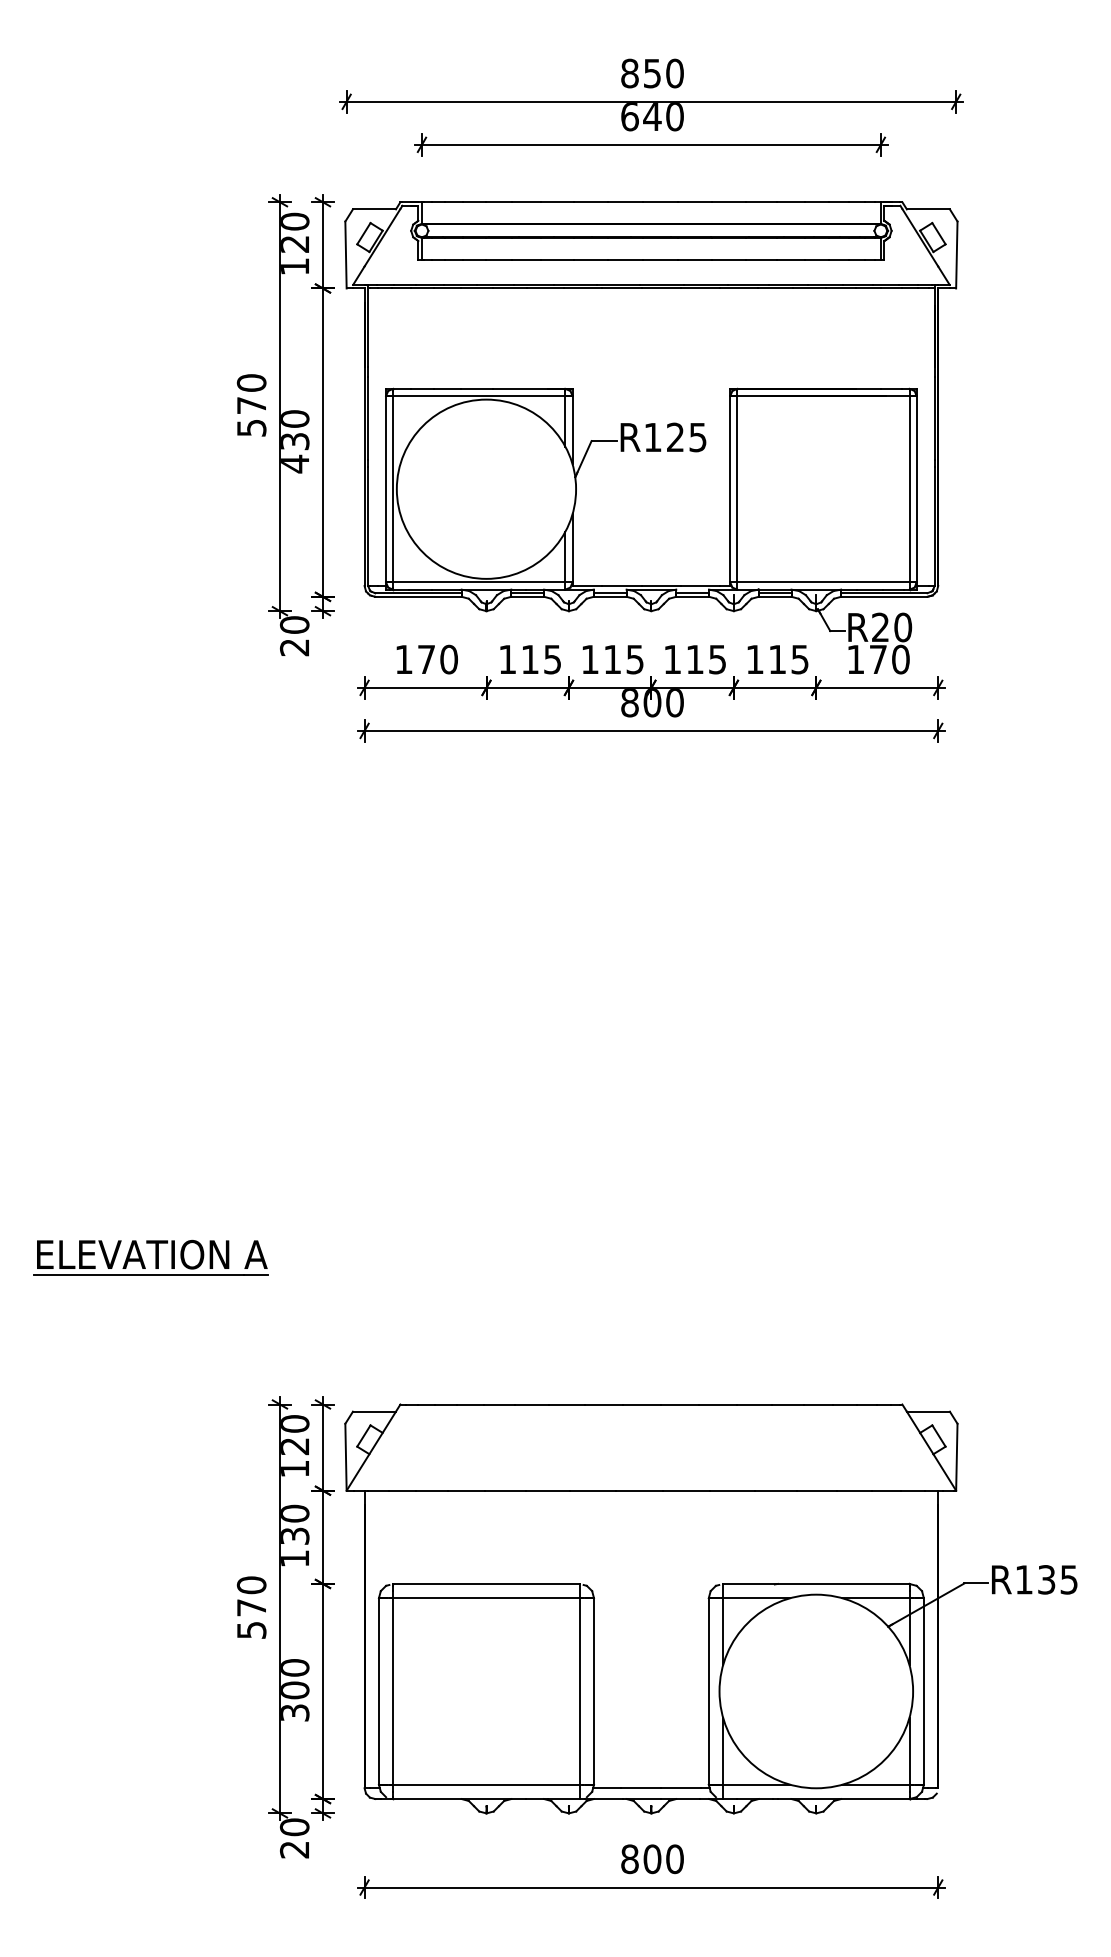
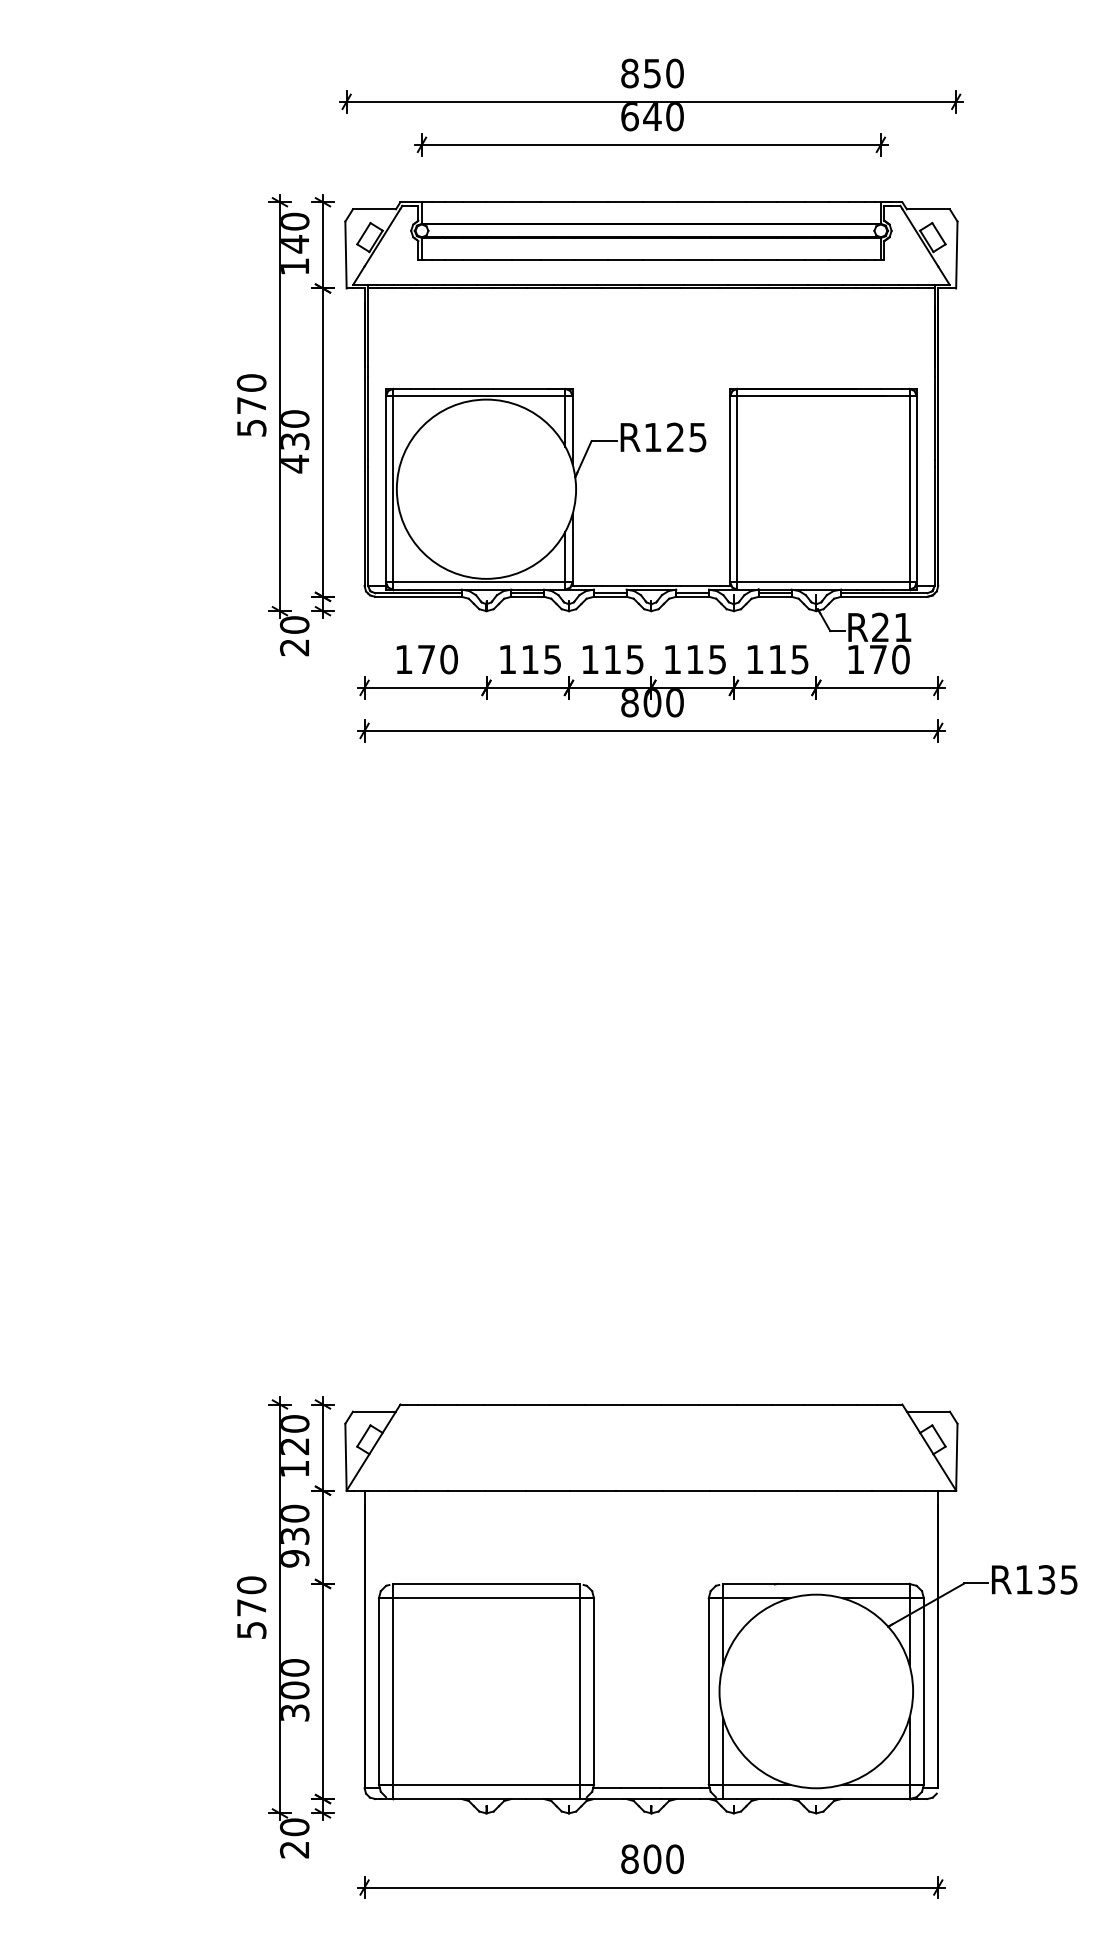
text: 120 -> 140 (294, 244)
text: R20 -> R21 (903, 627)
part: present -> none (150, 1257)
text: 130 -> 930 (295, 1558)
